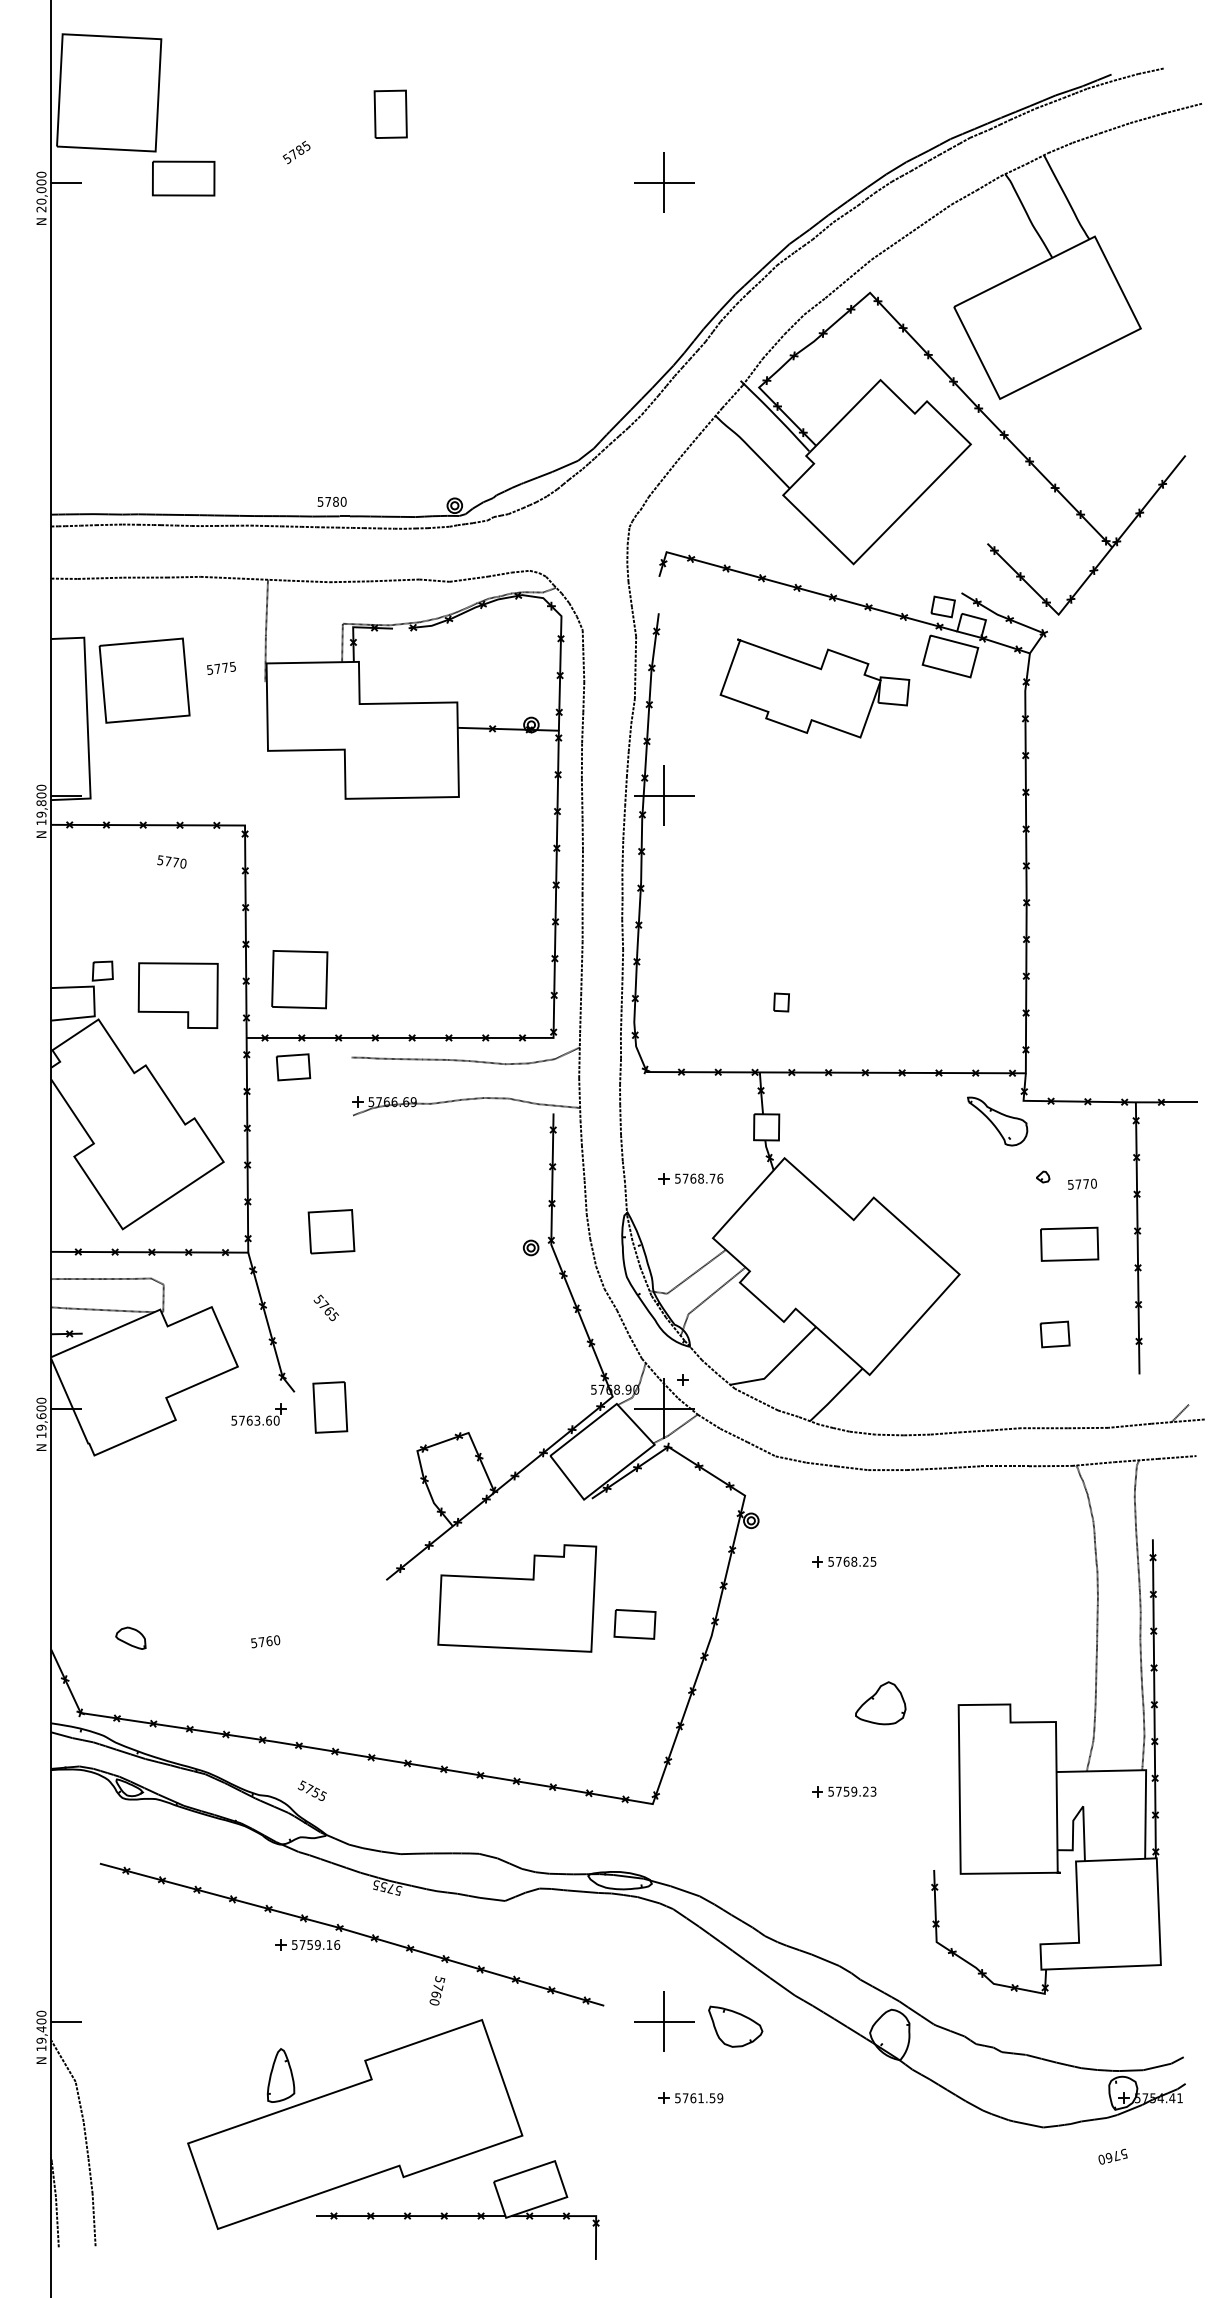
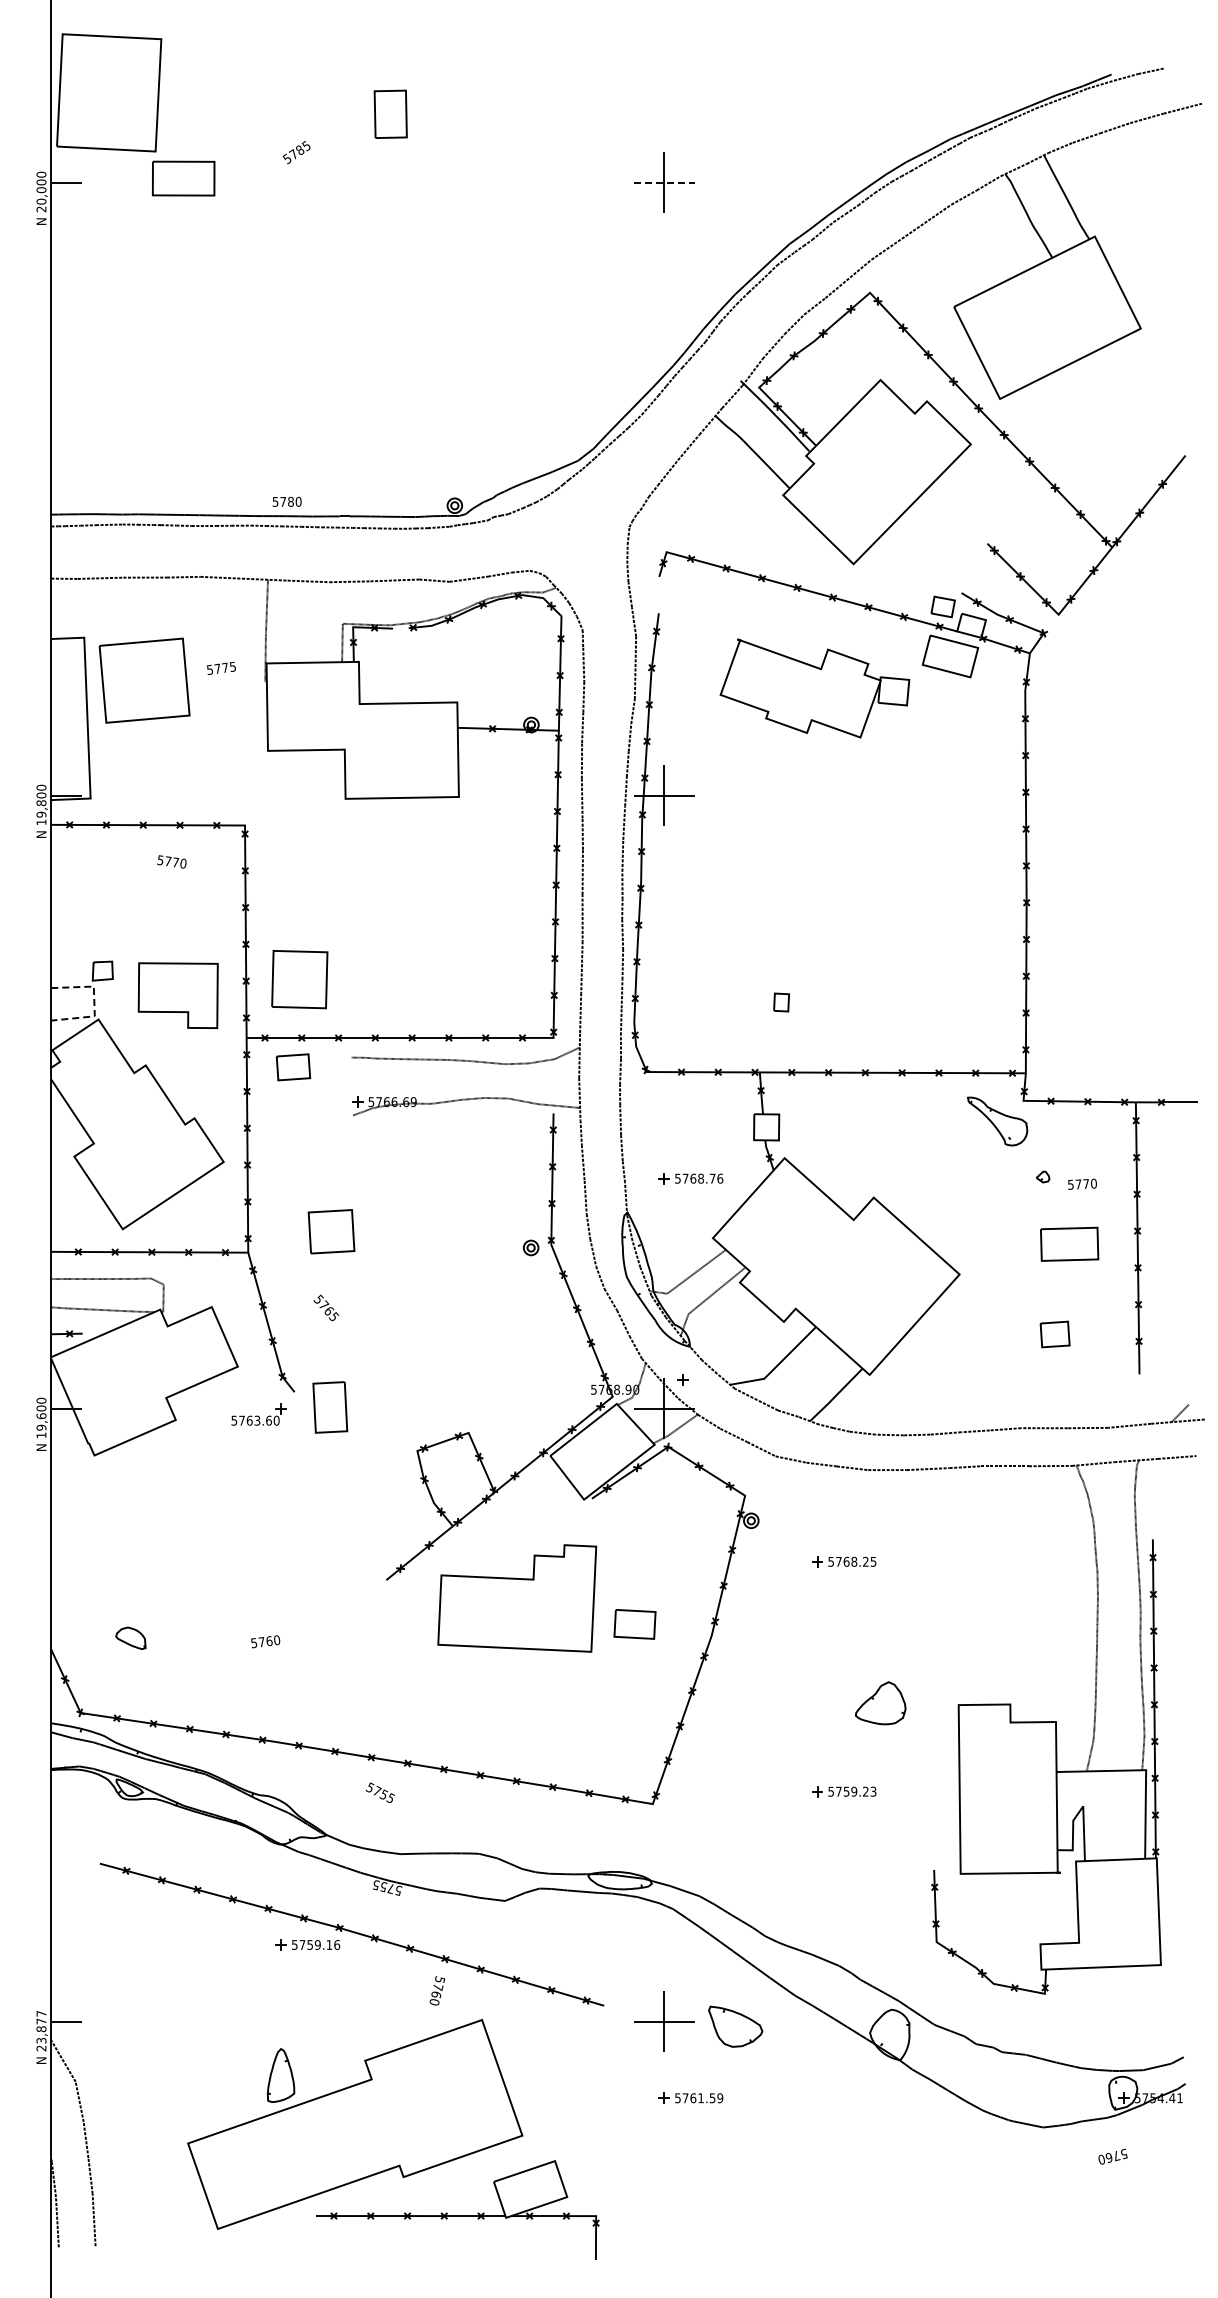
line: solid -> dashed (664, 182)
text position: (331, 501) -> (286, 501) (286, 501)
line: solid -> dashed (94, 1002)
text position: (311, 1790) -> (379, 1792) (379, 1792)
text: 19,400 -> 23,877 (41, 2030)
